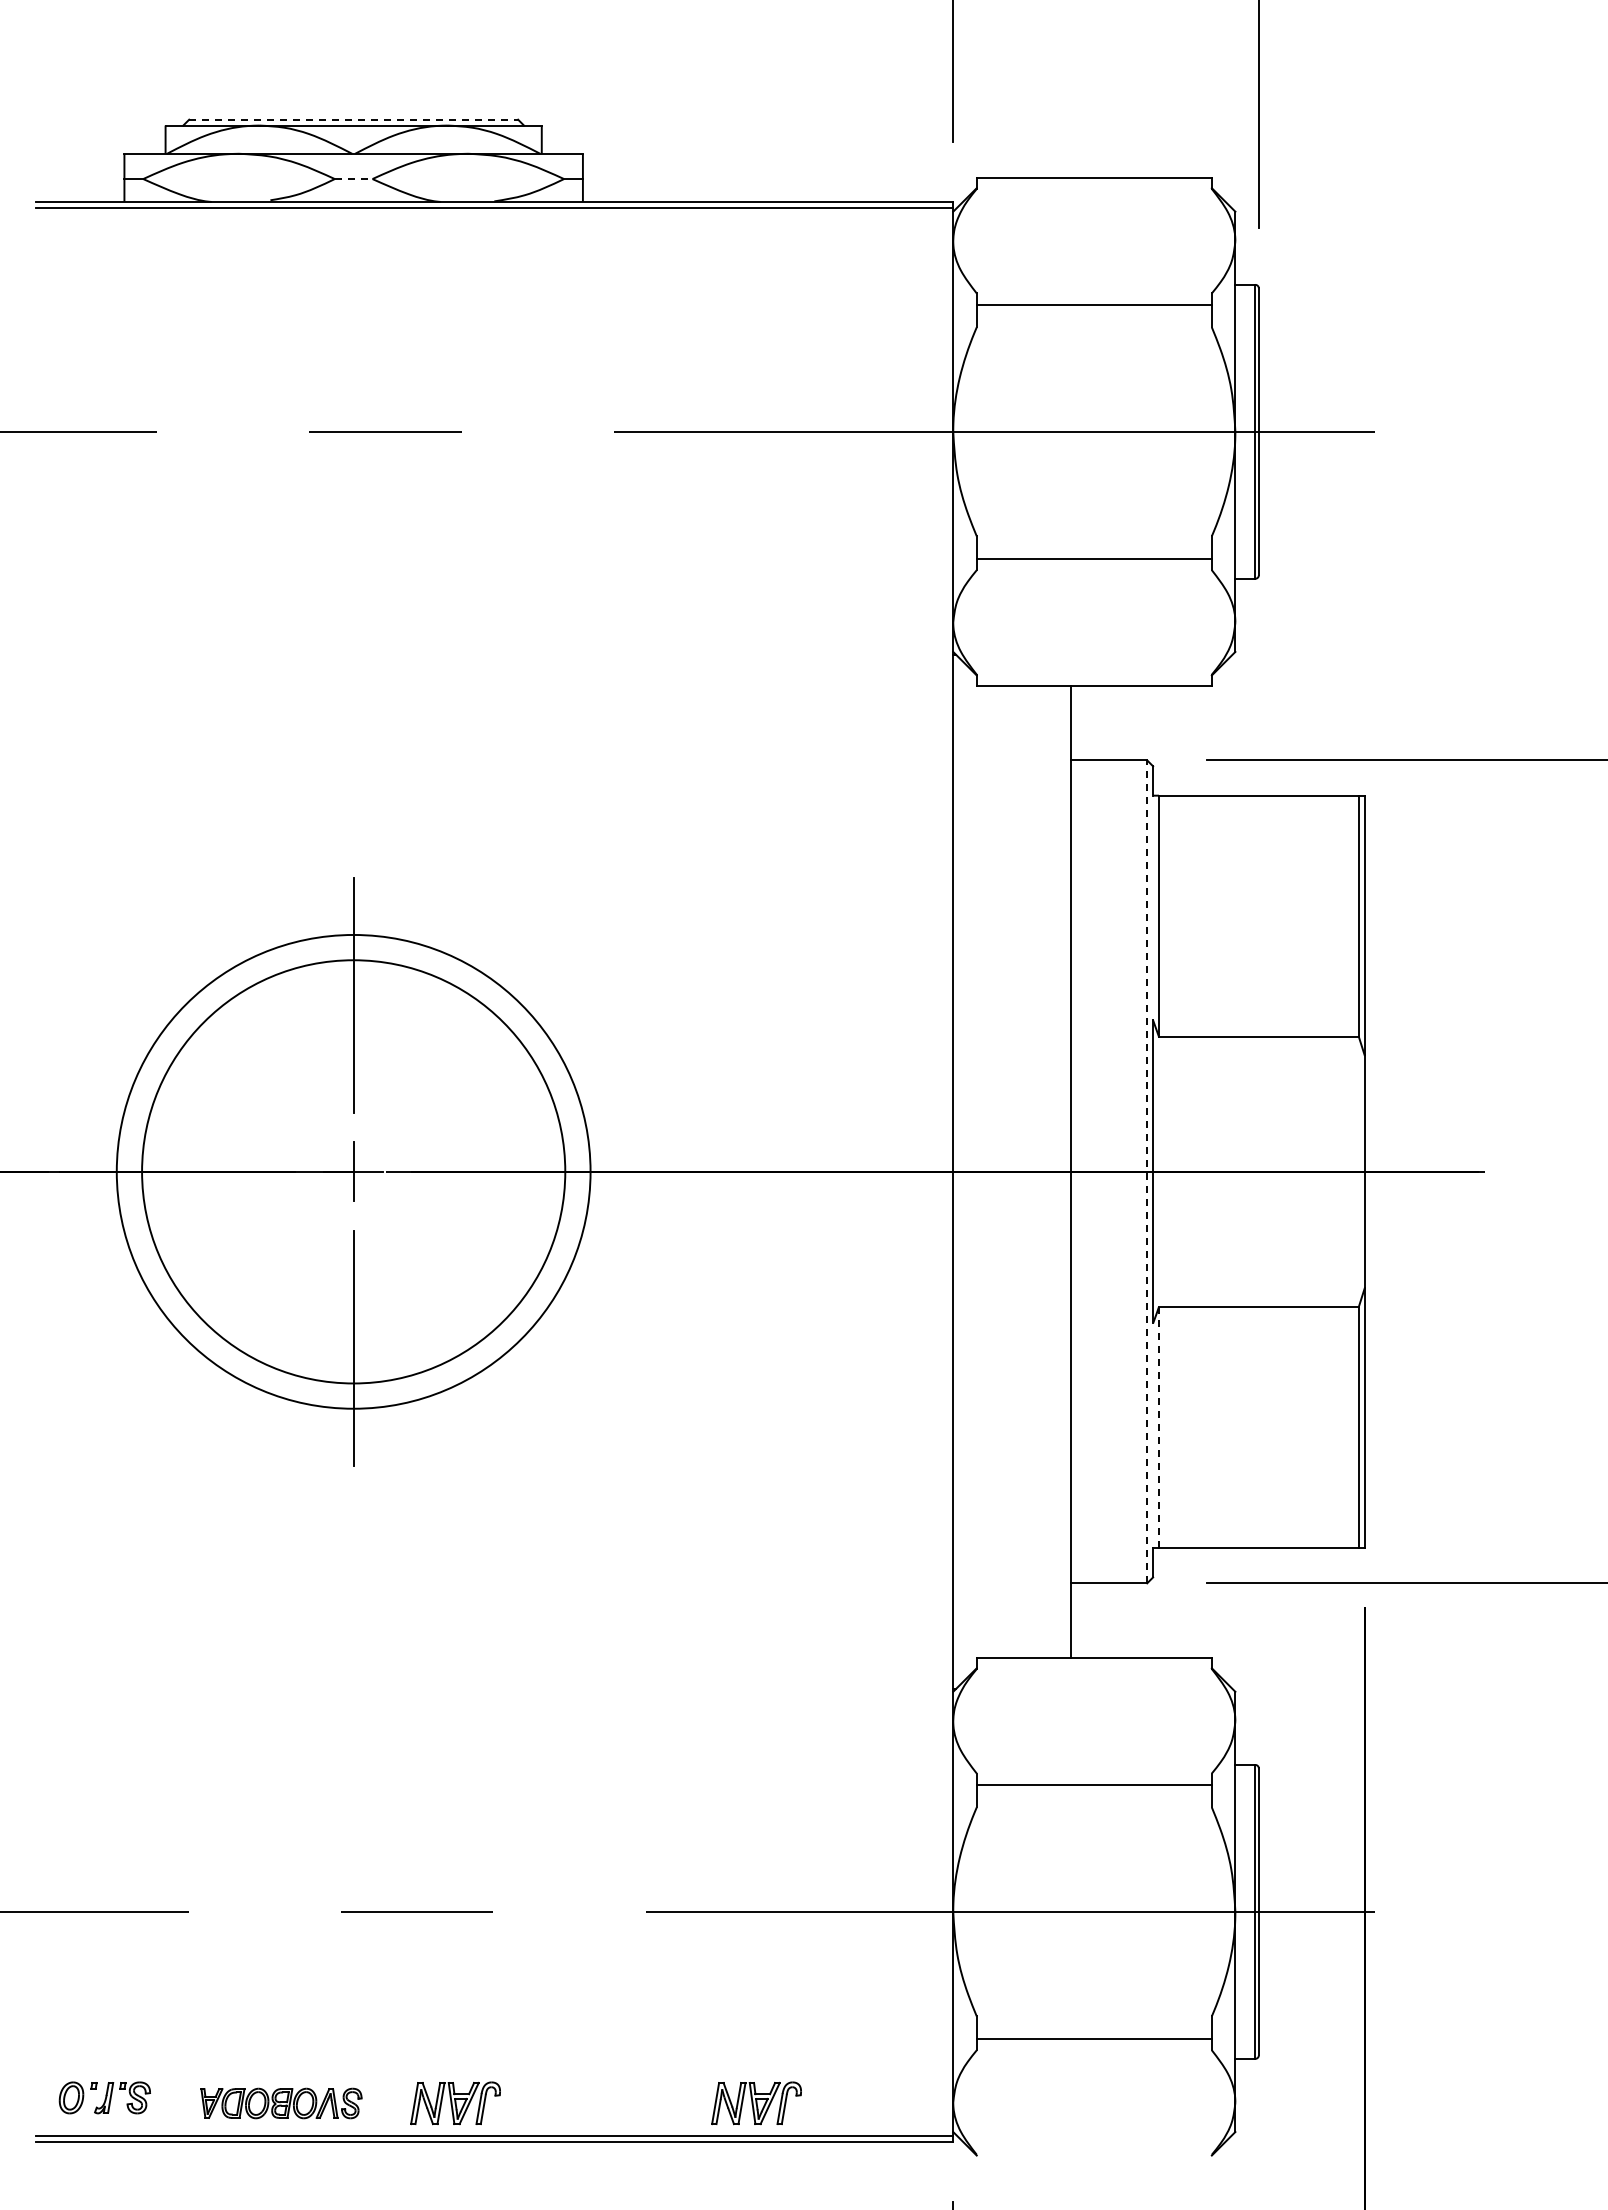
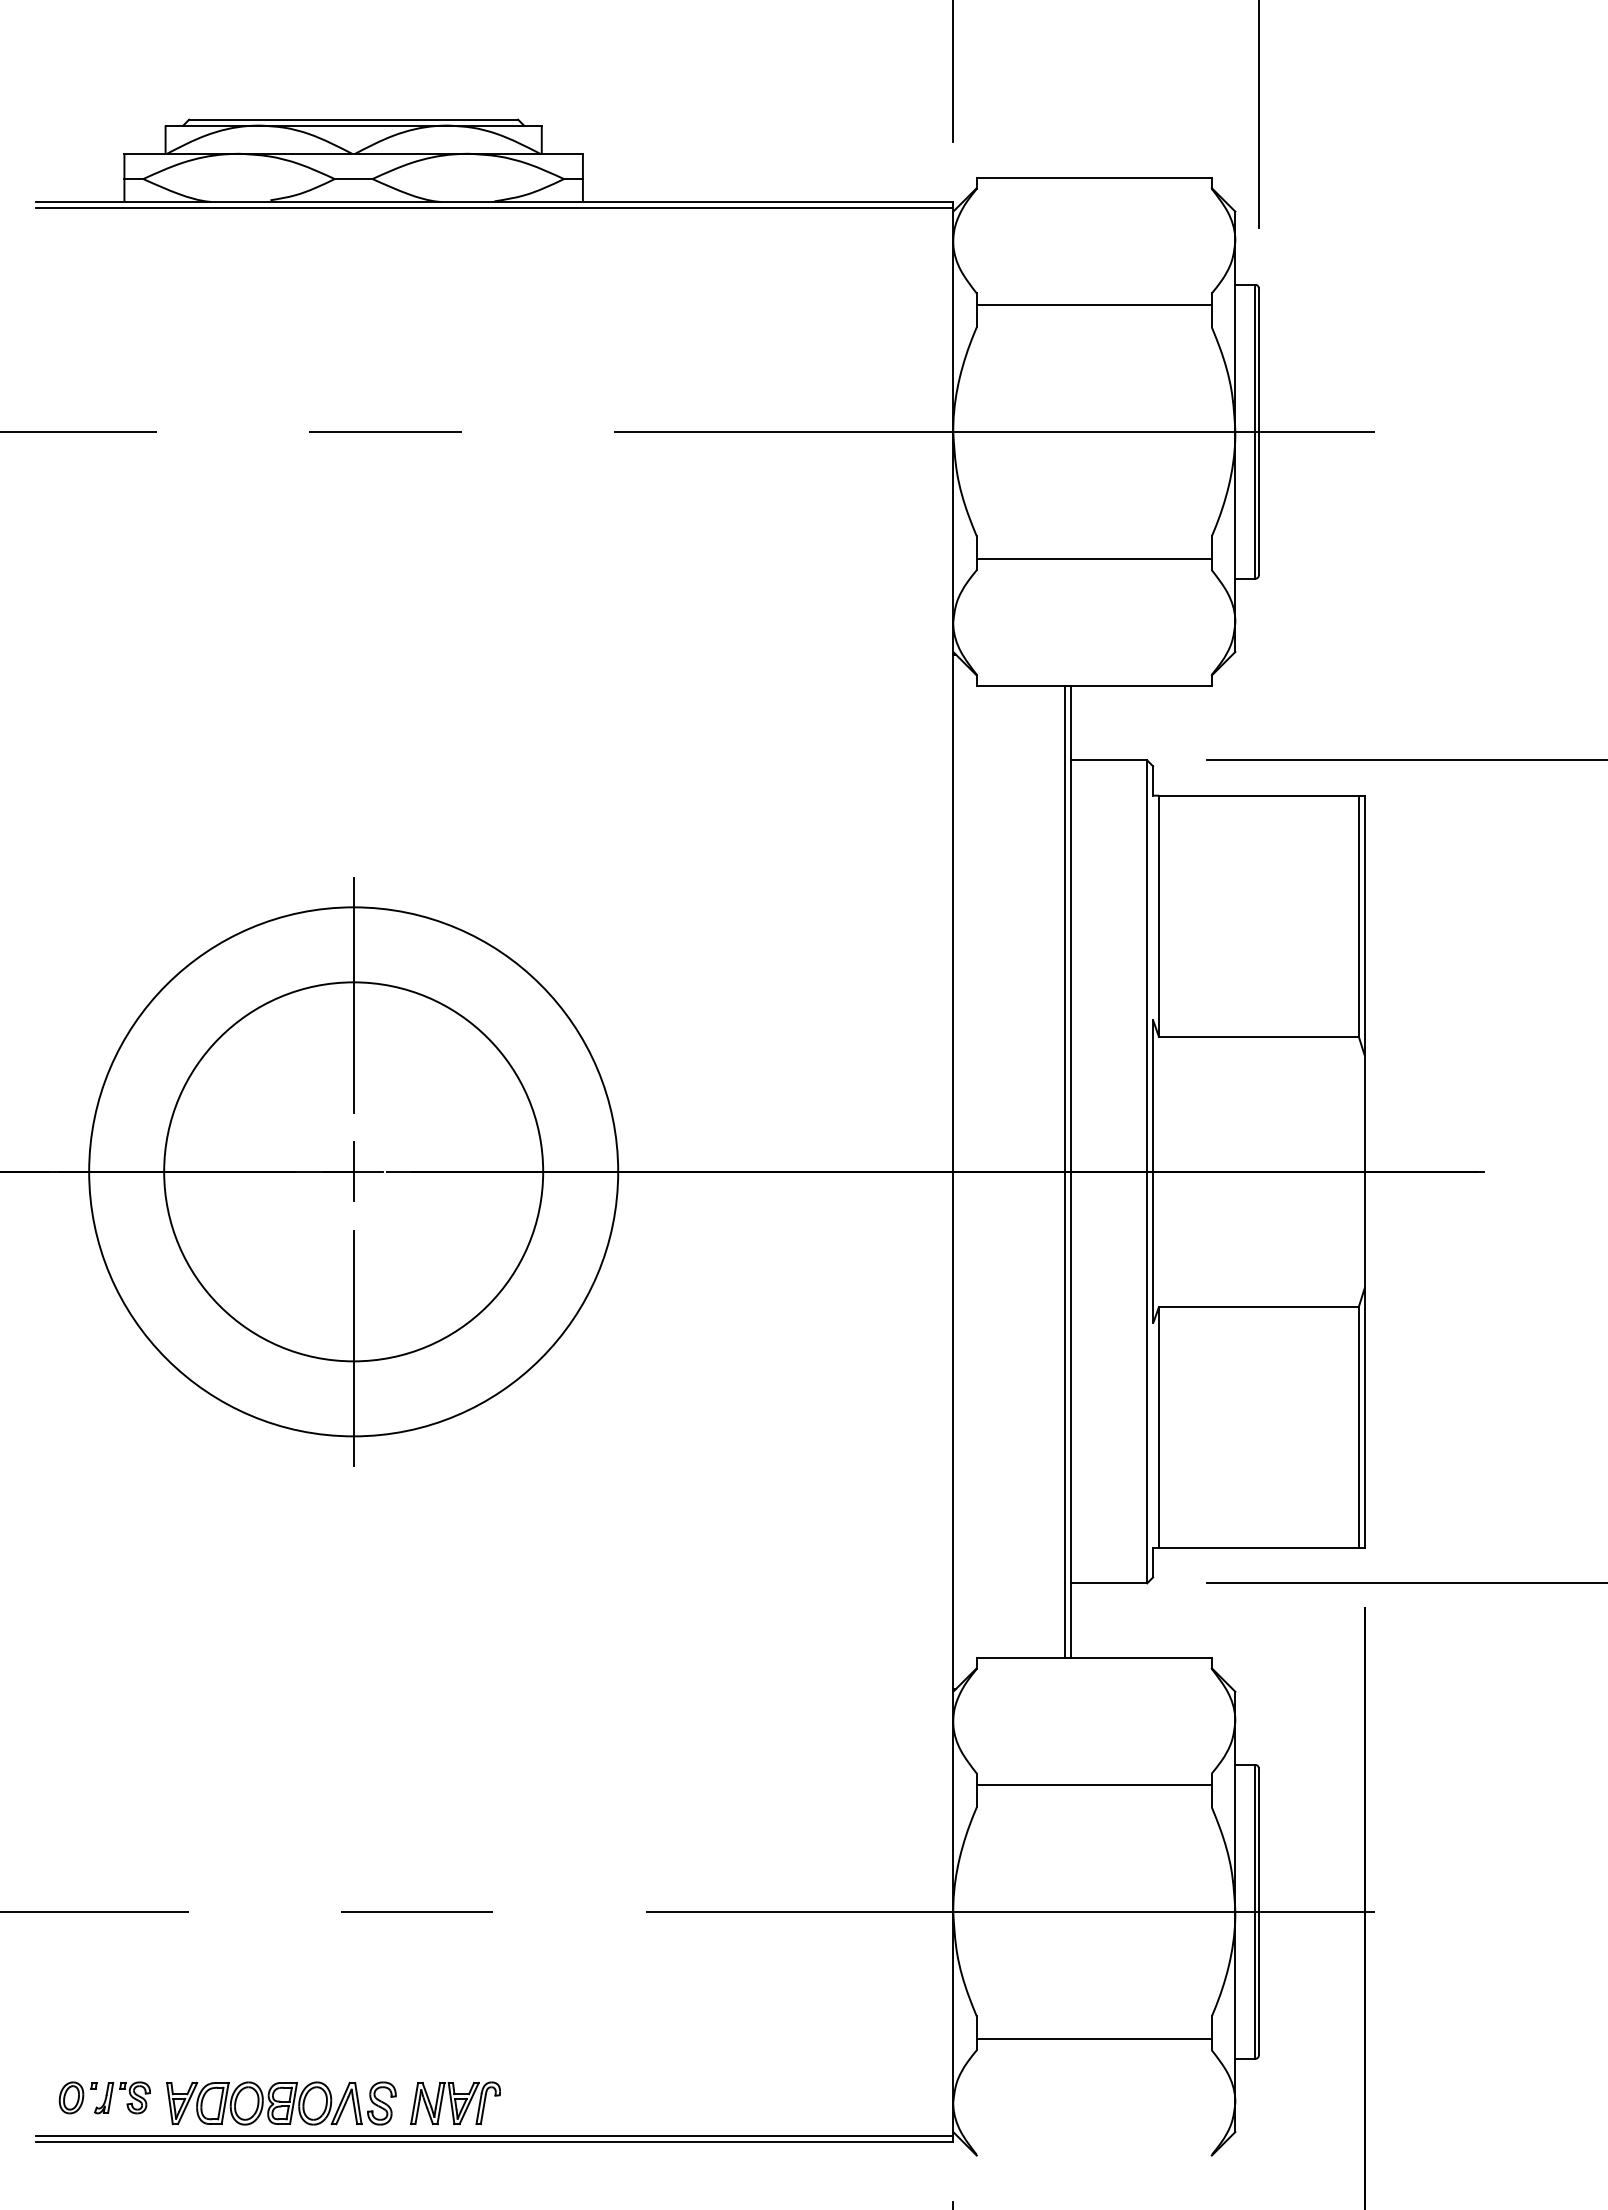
line: dashed -> solid (354, 119)
line: dashed -> solid (353, 179)
circle diameter: 423 px -> 529 px (353, 1171)
circle diameter: 474 px -> 379 px (353, 1171)
line: none -> present (1064, 1171)
line: dashed -> solid (1147, 1171)
line: dashed -> solid (1158, 1427)
part size: 163x33 px -> 231x45 px (281, 2103)
part: present -> none (756, 2103)
